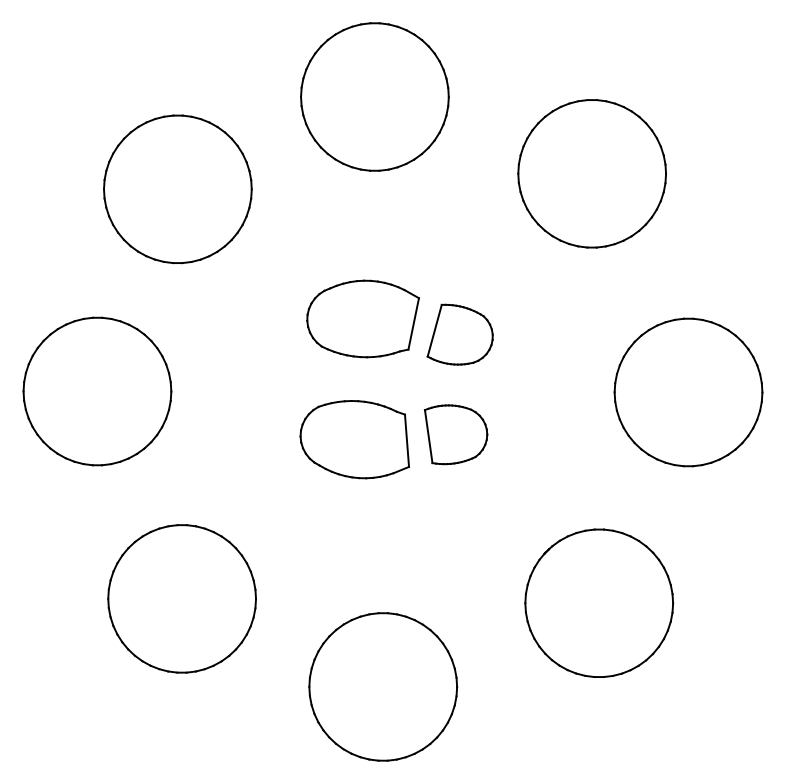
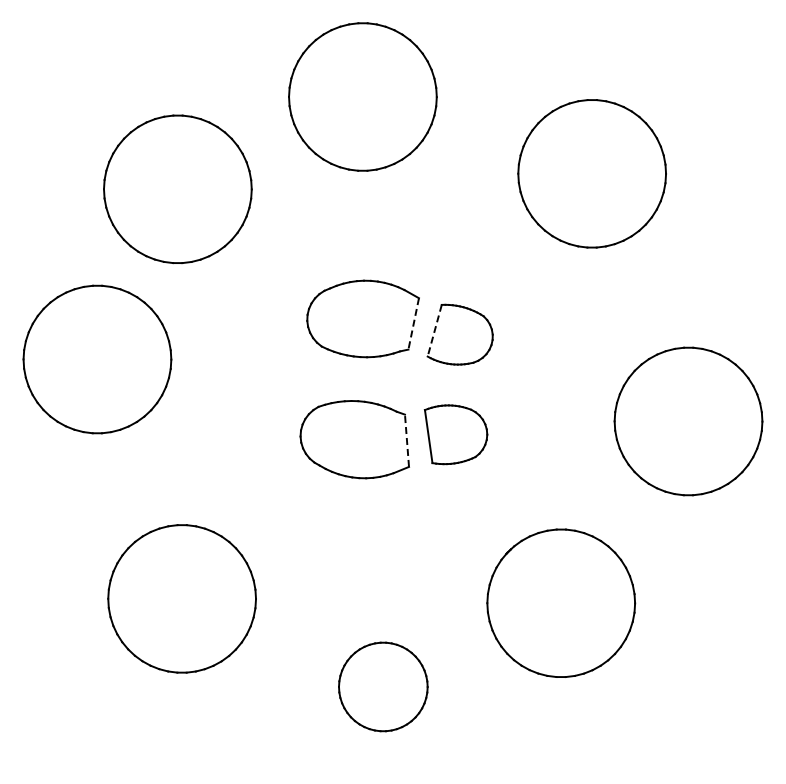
part position: (374, 96) -> (362, 96) (362, 96)
line: solid -> dashed (413, 324)
line: solid -> dashed (434, 330)
part position: (97, 391) -> (97, 359) (97, 359)
part position: (688, 392) -> (688, 421) (688, 421)
line: solid -> dashed (406, 440)
part position: (599, 602) -> (561, 602) (561, 602)
part size: 151x150 px -> 91x92 px (383, 686)
